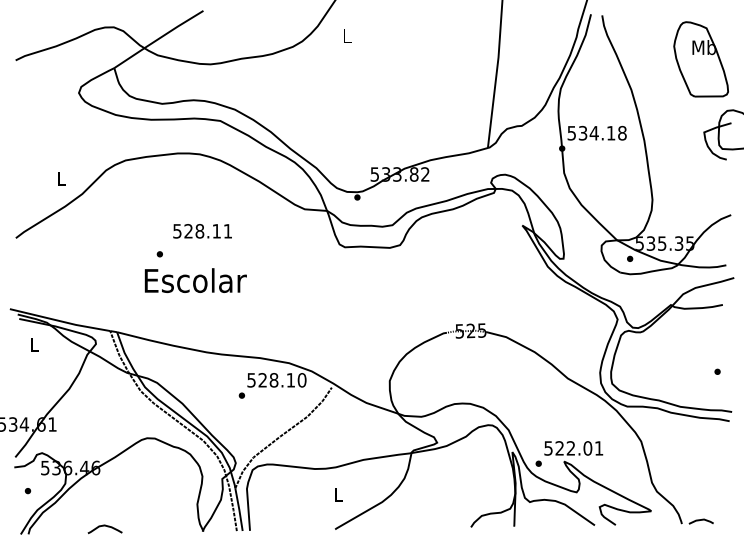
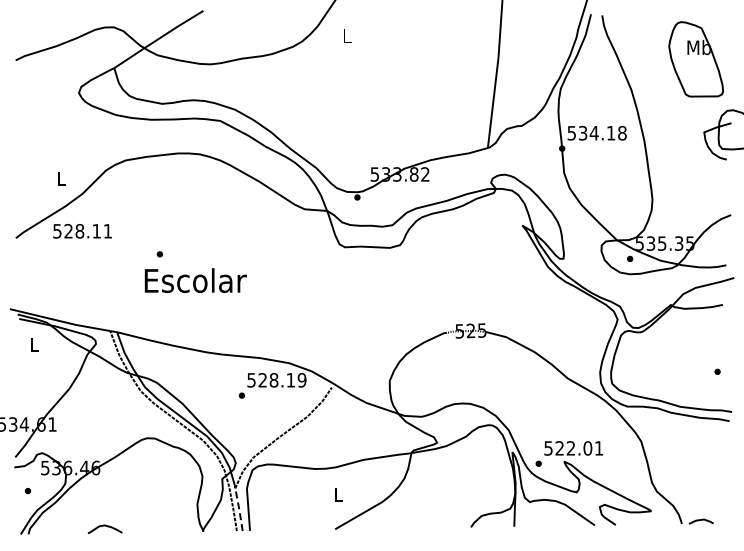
part position: (700, 59) -> (695, 59) (695, 59)
text position: (202, 231) -> (82, 231) (82, 231)
text: 528.10 -> 528.19 (301, 380)
line: solid -> dashed (239, 509)
